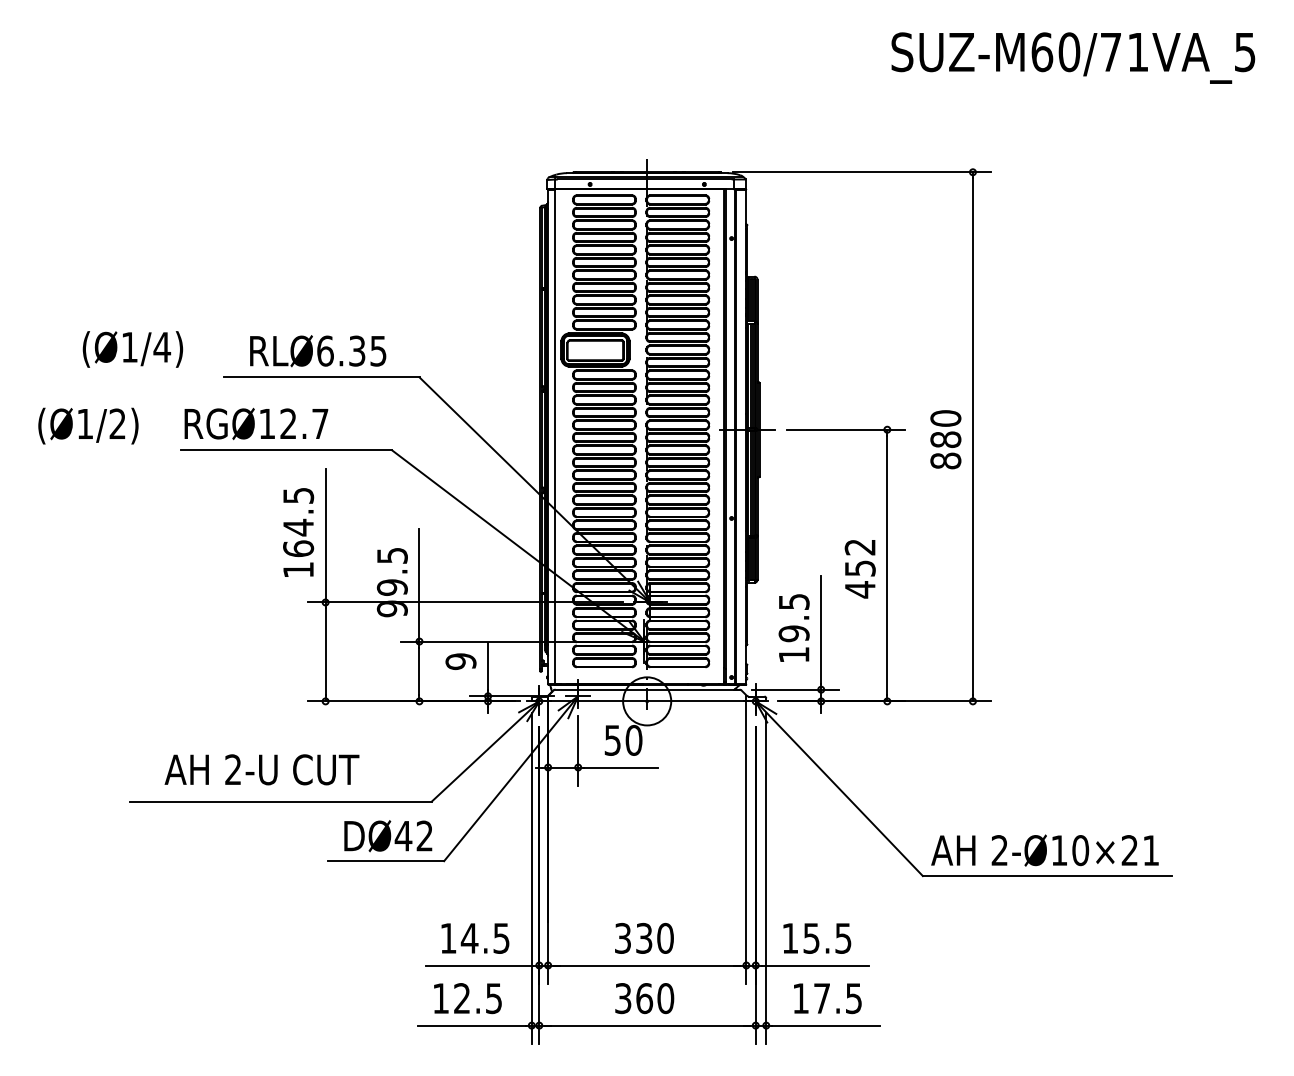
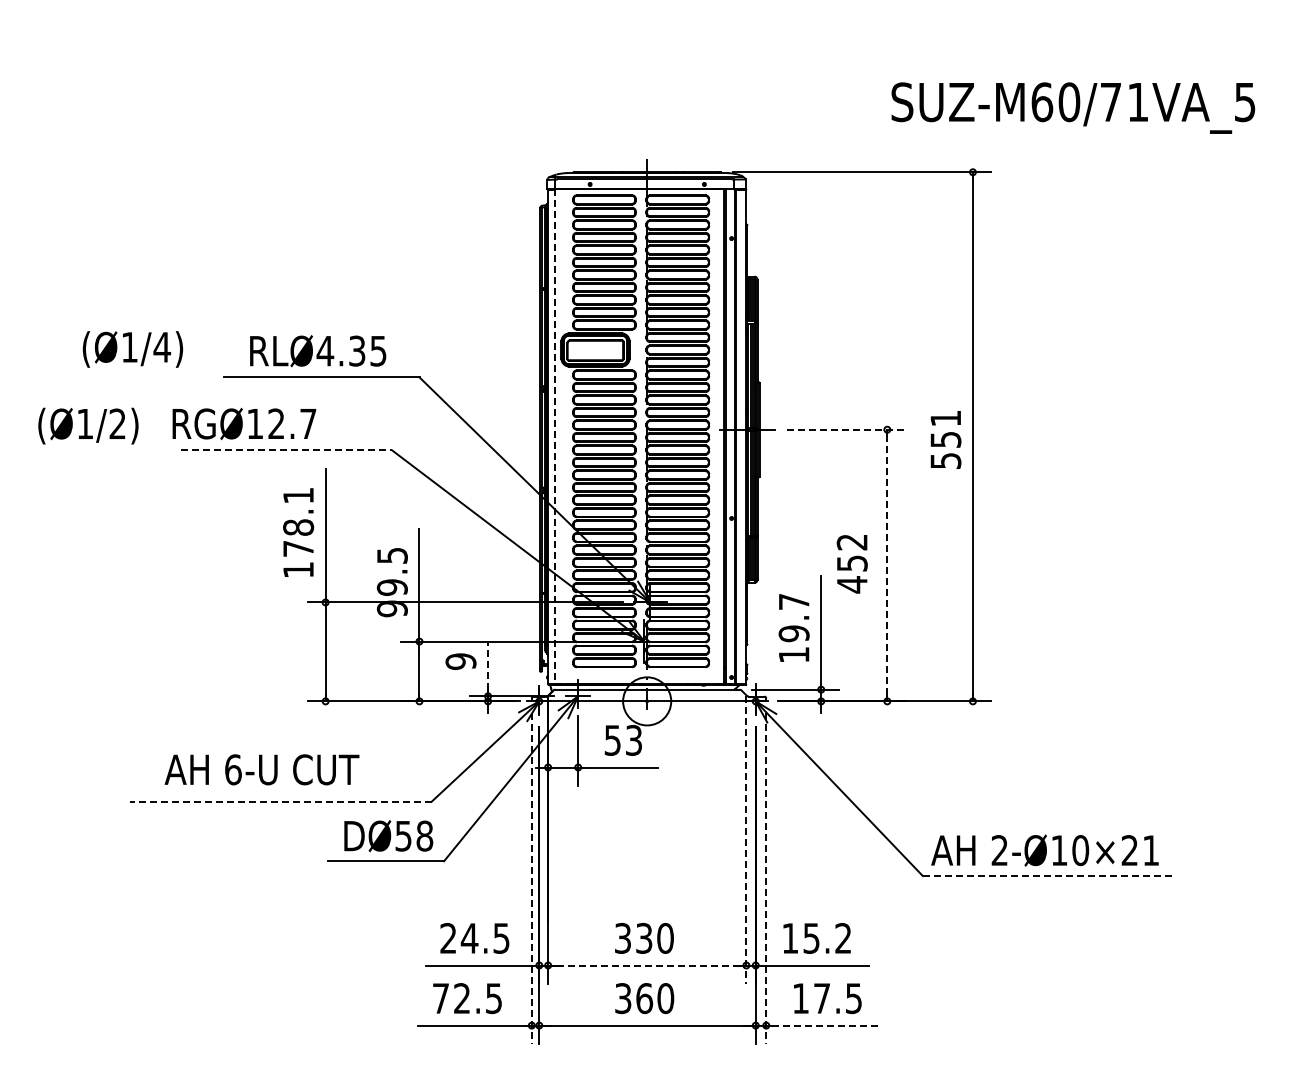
text position: (1073, 57) -> (1073, 107) (1073, 107)
text: RLØ6.35 -> RLØ4.35 (325, 350)
text position: (256, 423) -> (244, 423) (244, 423)
line: solid -> dashed (846, 429)
line: solid -> dashed (555, 436)
text: 880 -> 551 (945, 439)
line: solid -> dashed (286, 450)
text: 164.5 -> 178.1 (298, 522)
line: solid -> dashed (887, 565)
text position: (859, 569) -> (851, 564) (851, 564)
text: 19.5 -> 19.7 (794, 601)
line: solid -> dashed (488, 666)
text: 50 -> 53 (633, 740)
text: 2-U -> 6-U (233, 769)
line: solid -> dashed (280, 801)
text: DØ42 -> DØ58 (413, 835)
line: solid -> dashed (746, 839)
line: solid -> dashed (1047, 876)
line: solid -> dashed (531, 879)
line: solid -> dashed (766, 879)
text: 14.5 -> 24.5 (448, 937)
text: 15.5 -> 15.2 (843, 937)
line: solid -> dashed (646, 965)
text: 12.5 -> 72.5 (440, 998)
line: solid -> dashed (825, 1025)
